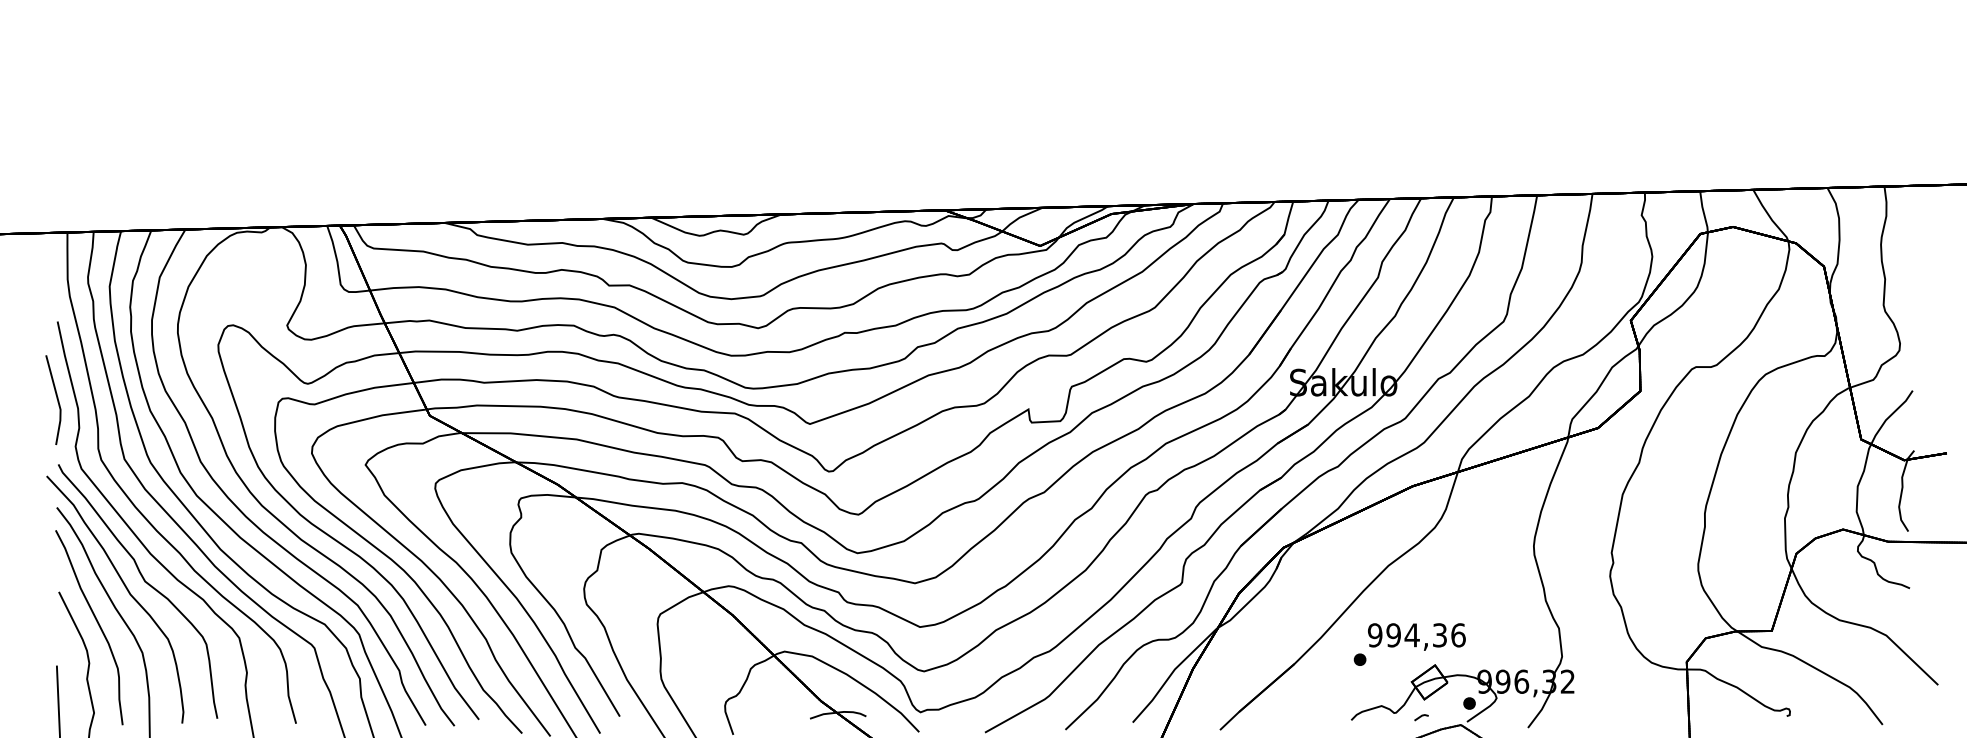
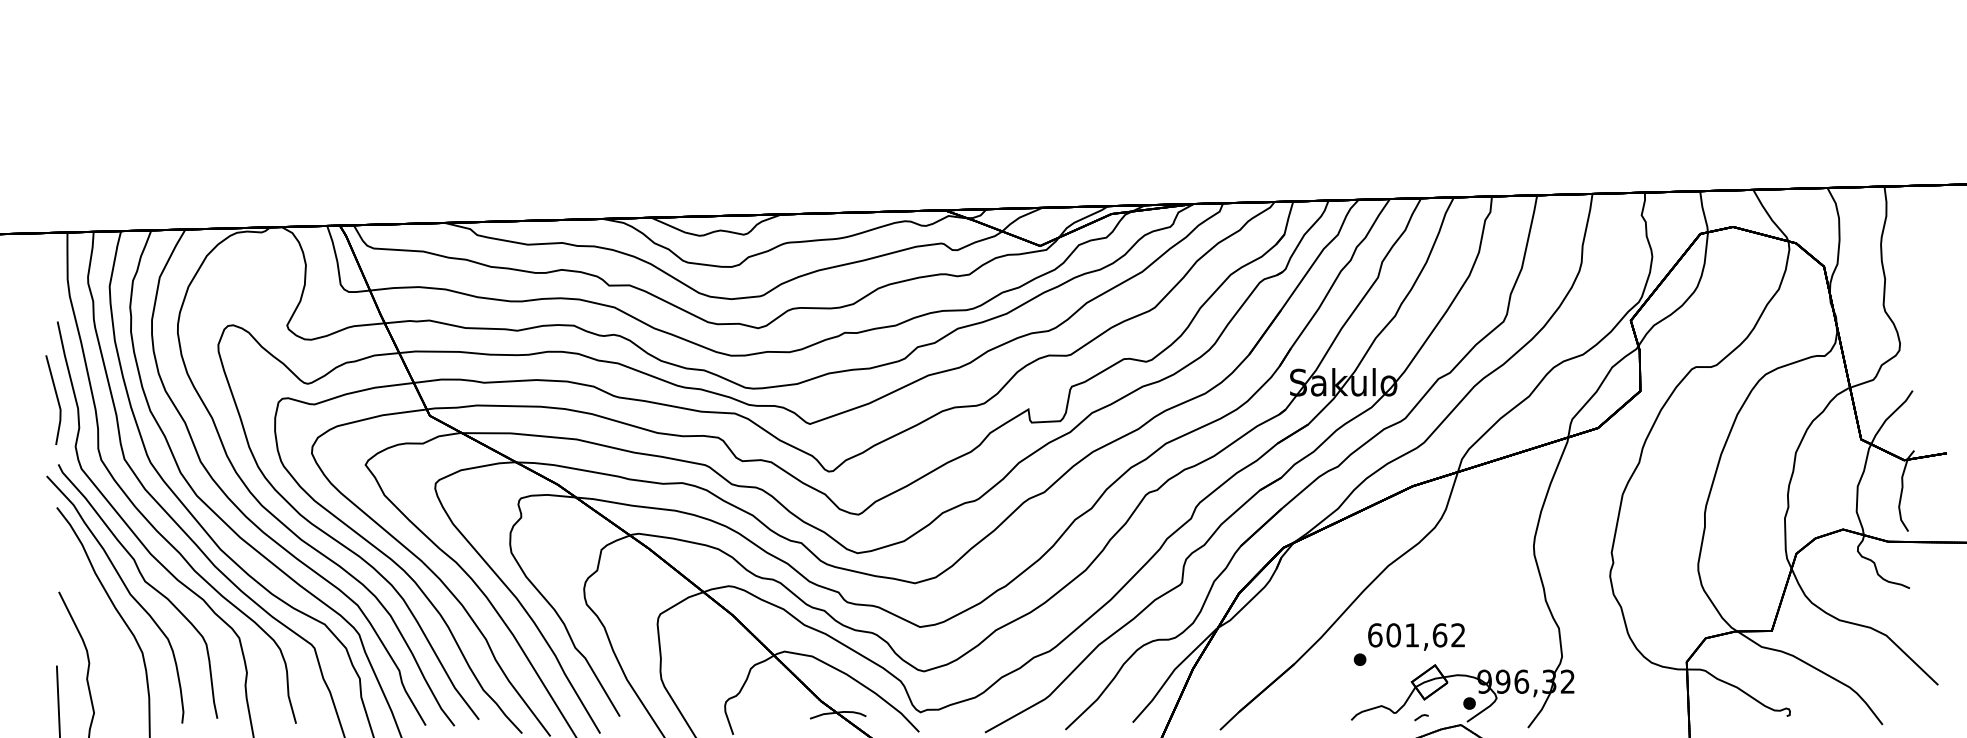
part: present -> none (97, 624)
text: 994,36 -> 601,62 (1416, 635)
